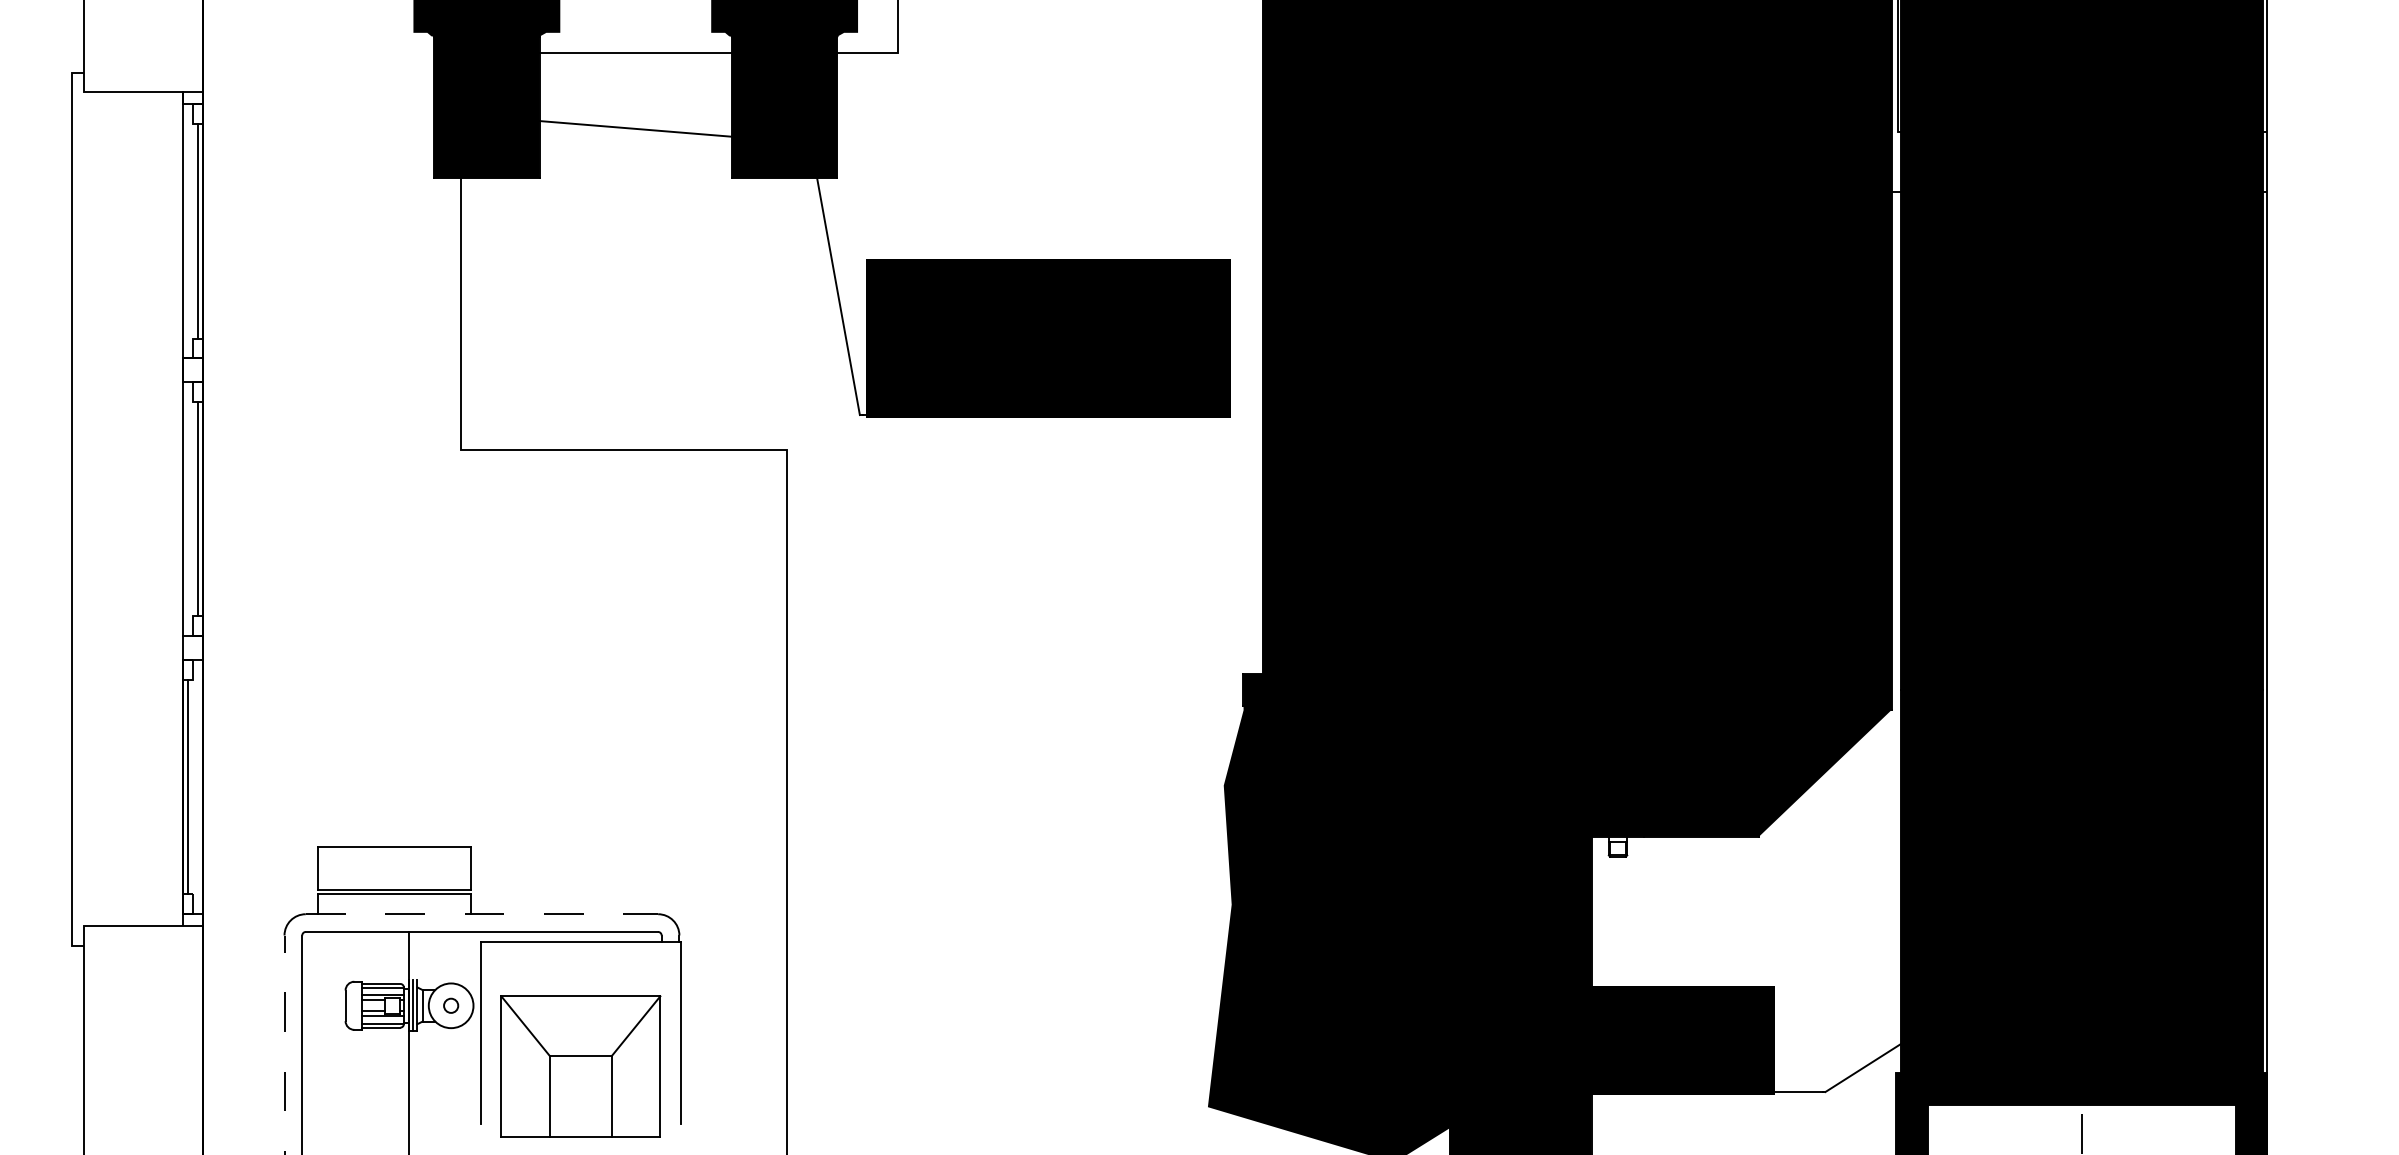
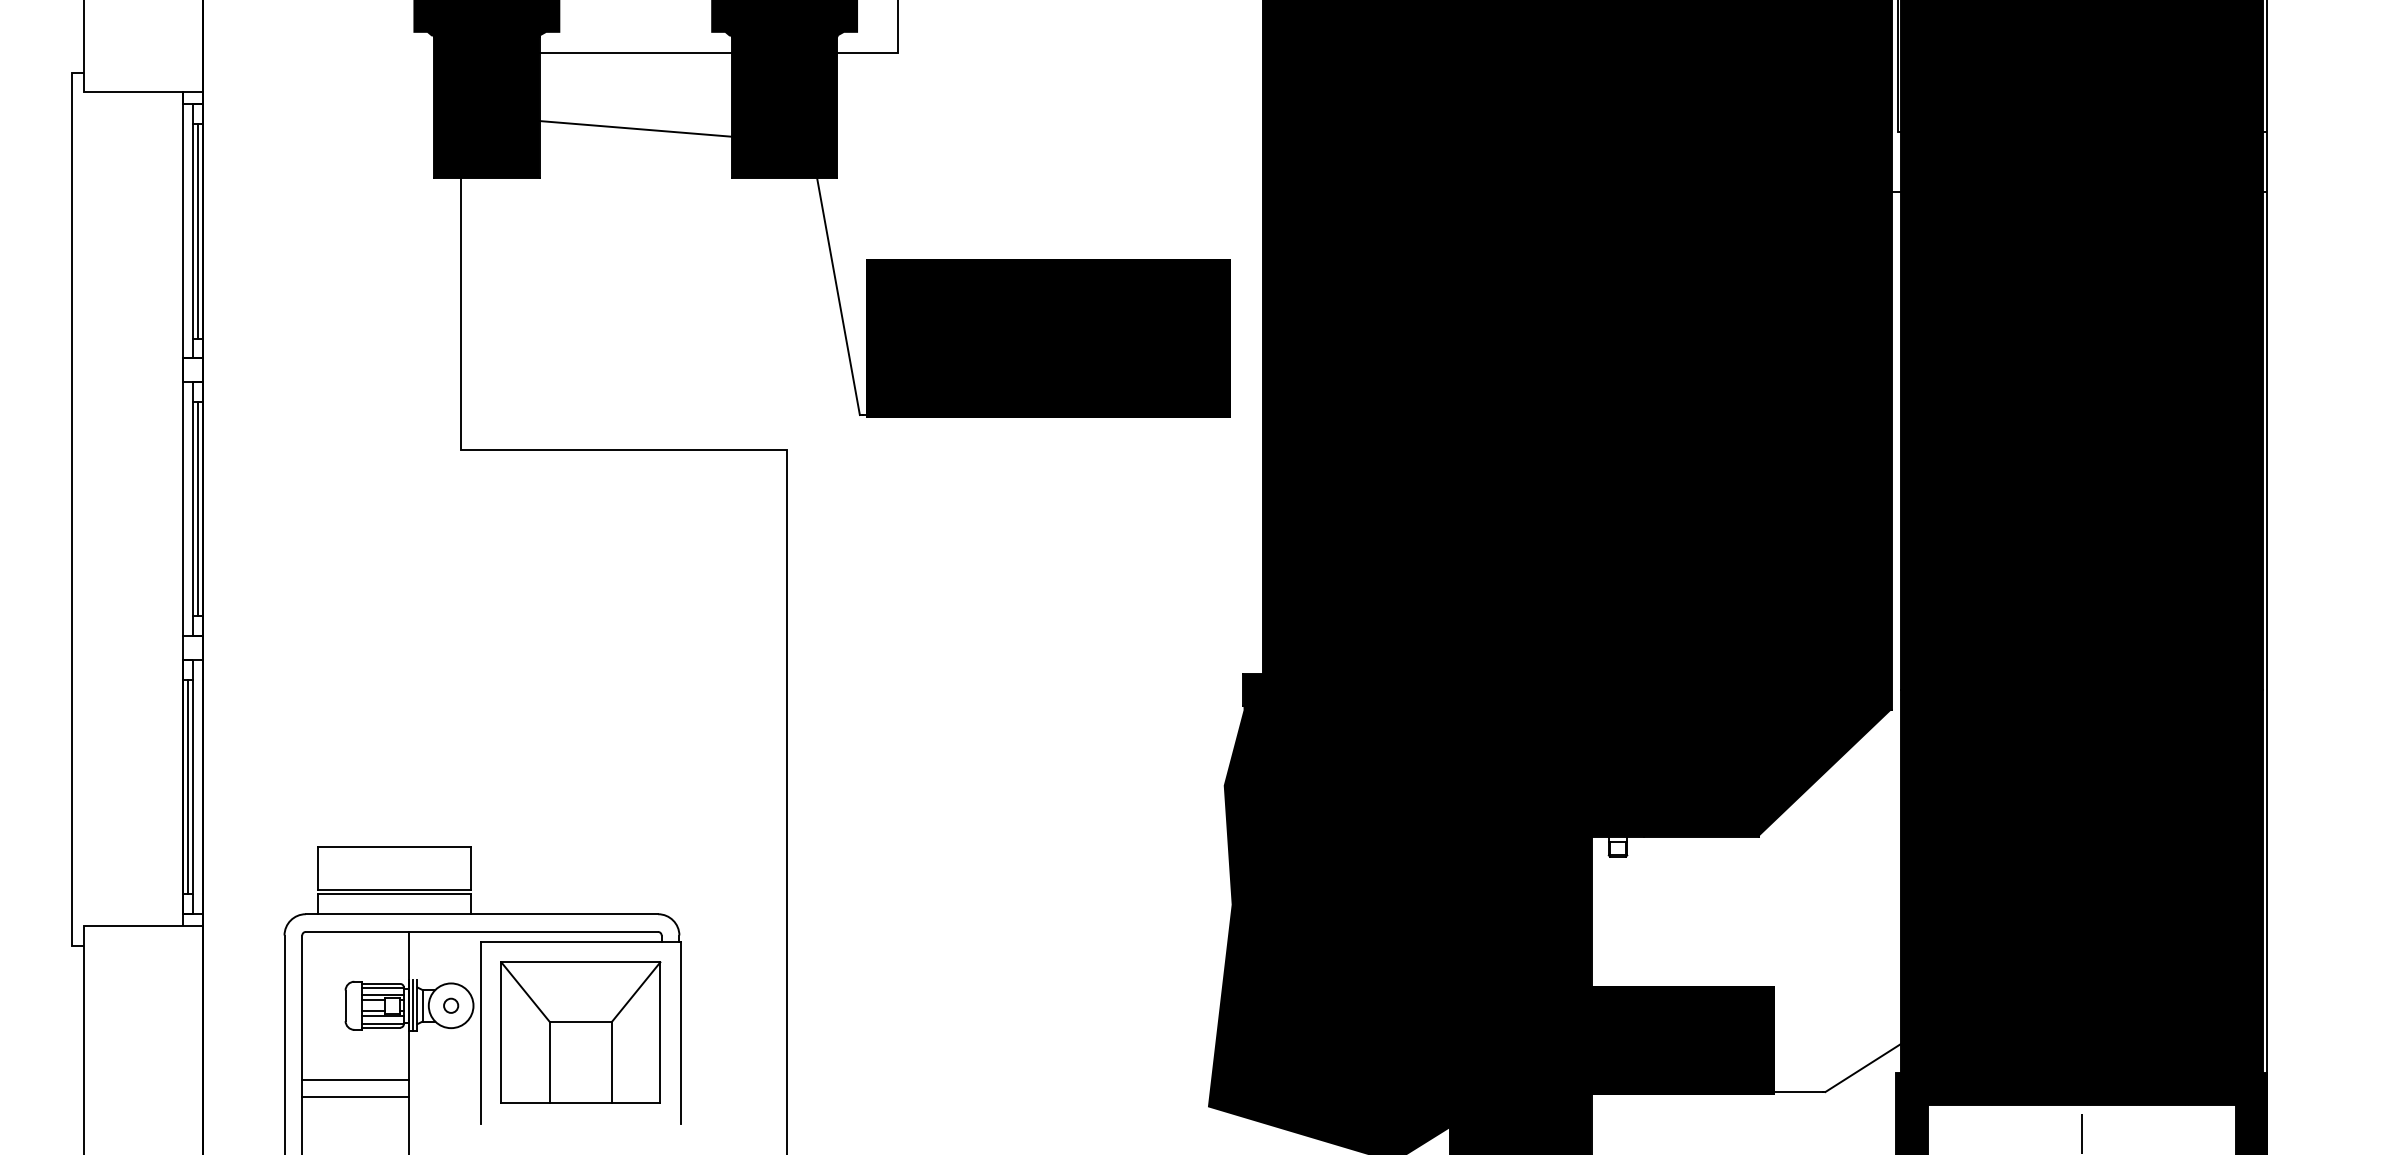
line: none -> present (193, 231)
line: none -> present (193, 509)
line: none -> present (193, 786)
line: dashed -> solid (482, 914)
line: dashed -> solid (284, 1044)
part position: (580, 1066) -> (580, 1032) (580, 1032)
line: none -> present (355, 1079)
line: none -> present (355, 1097)
